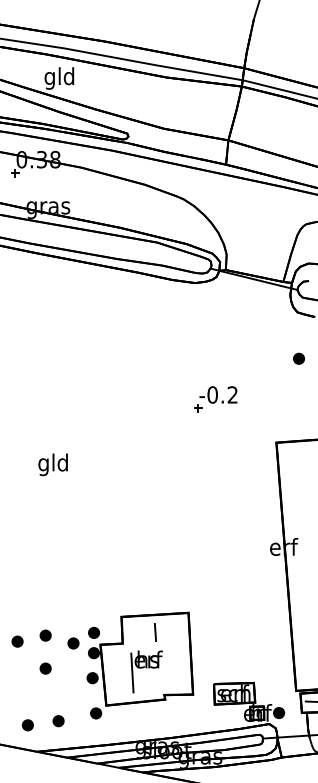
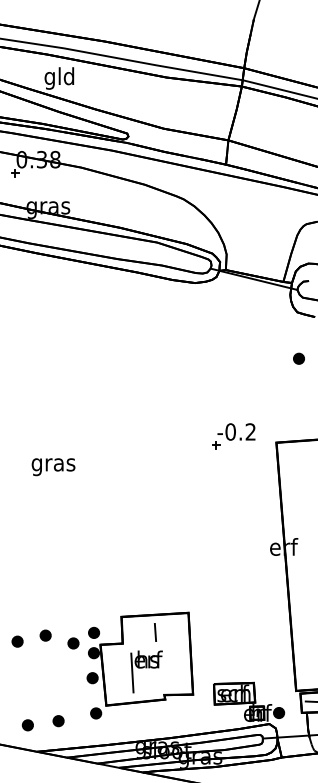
part position: (215, 399) -> (233, 436) (233, 436)
text: gld -> gras (53, 464)
part: present -> none (45, 668)
